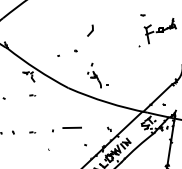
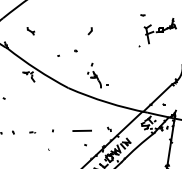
part size: 7x13 px -> 6x9 px (89, 31)
part: none -> present (30, 31)
part: present -> none (32, 95)
line position: (71, 127) -> (81, 130) (81, 130)
